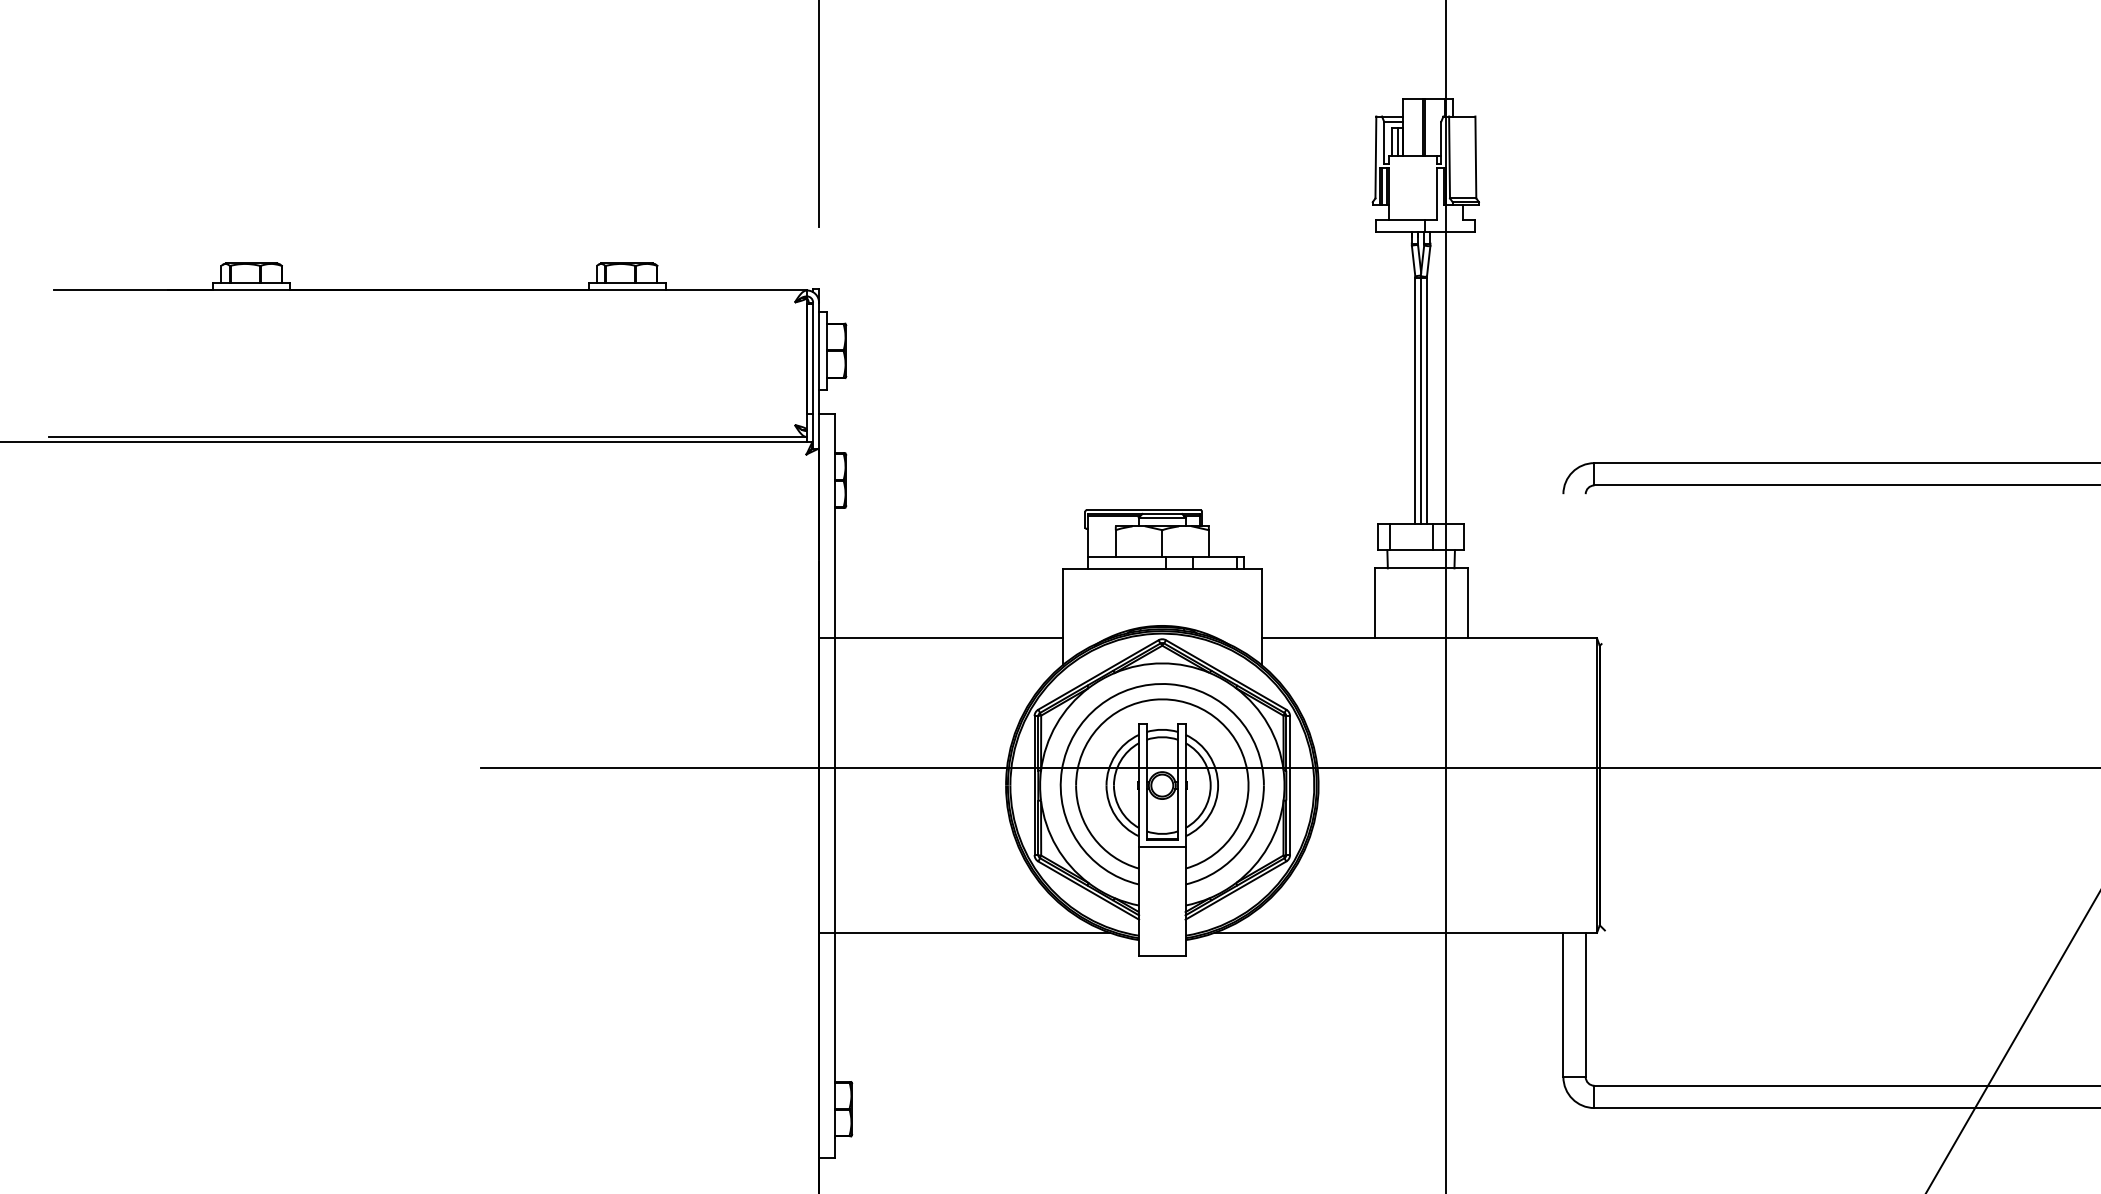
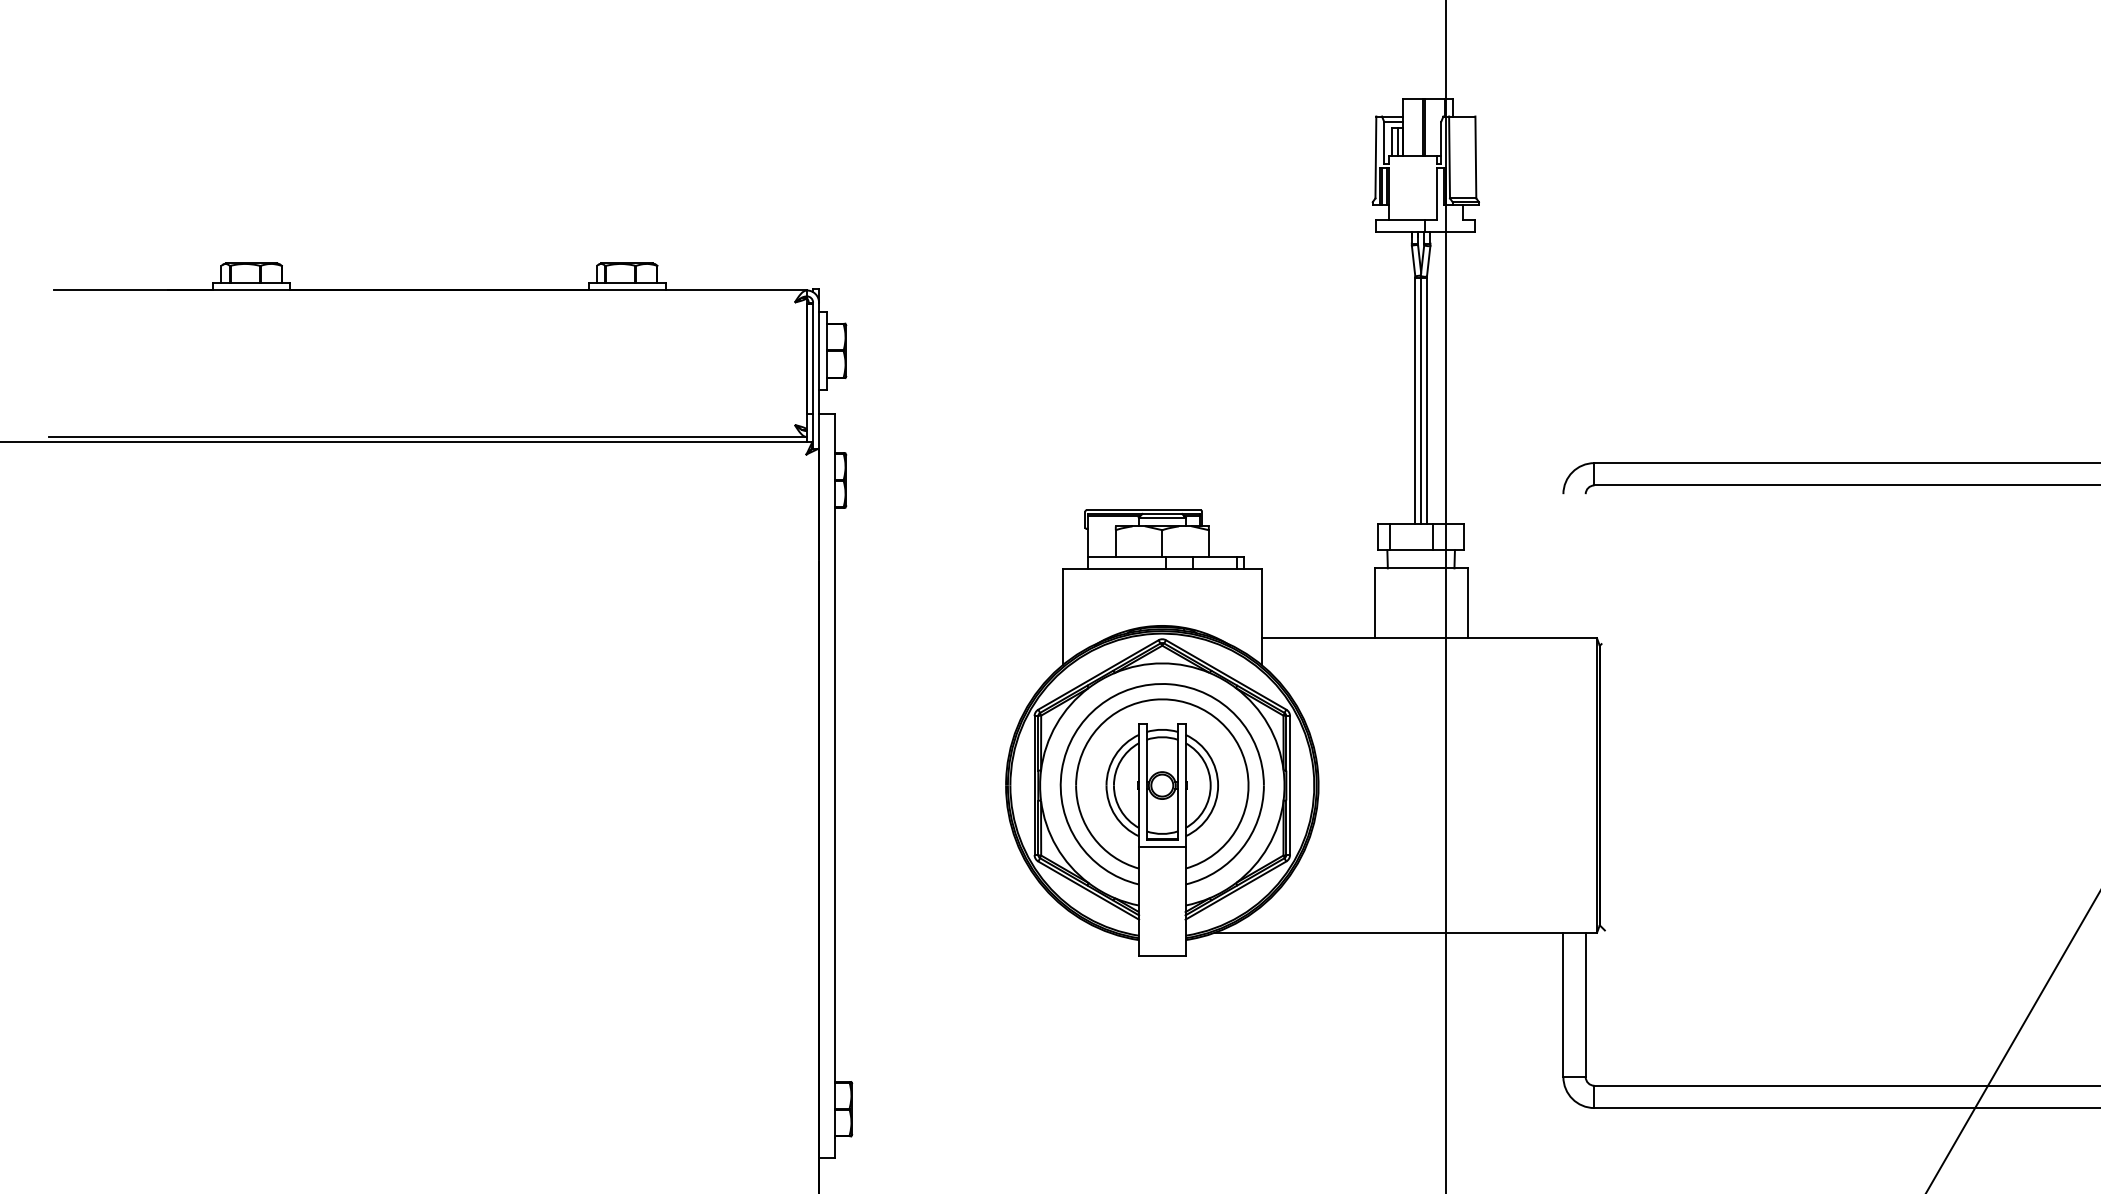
line: present -> none (819, 114)
line: present -> none (940, 638)
line: present -> none (1289, 767)
line: present -> none (964, 932)
